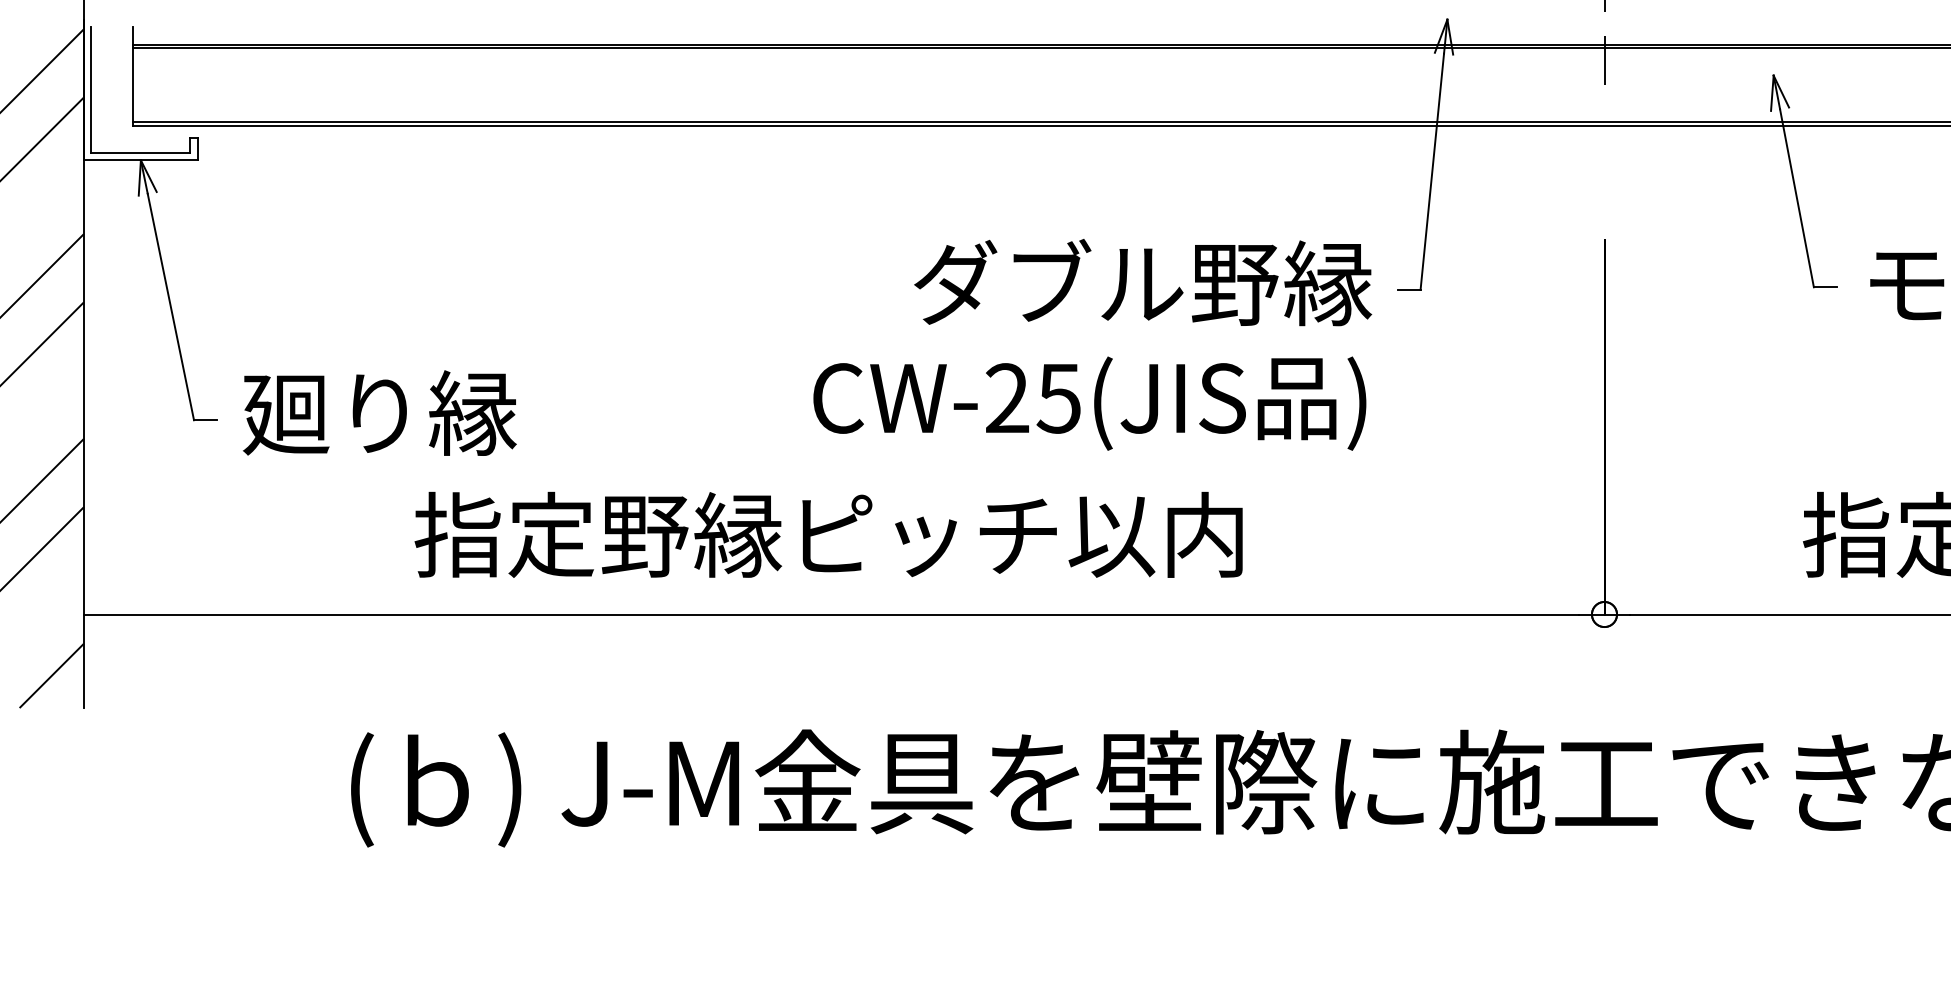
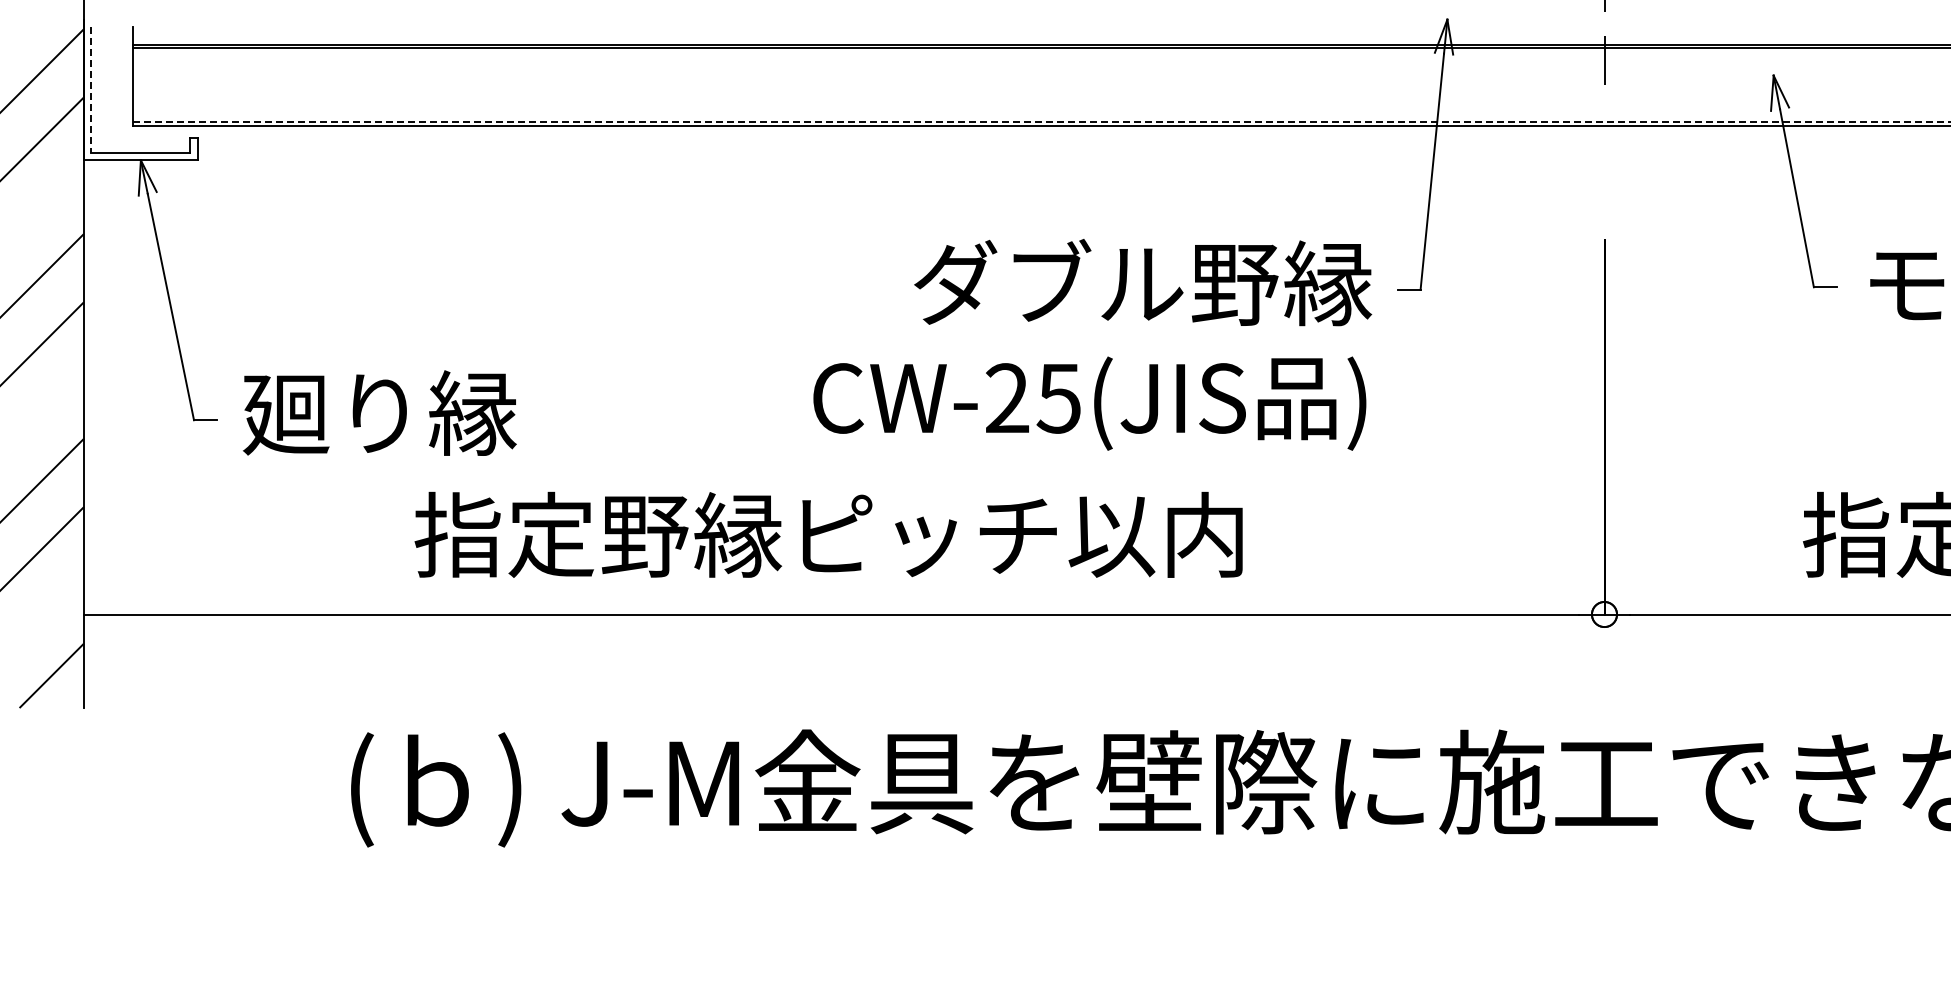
line: solid -> dashed (91, 89)
line: solid -> dashed (1042, 121)
